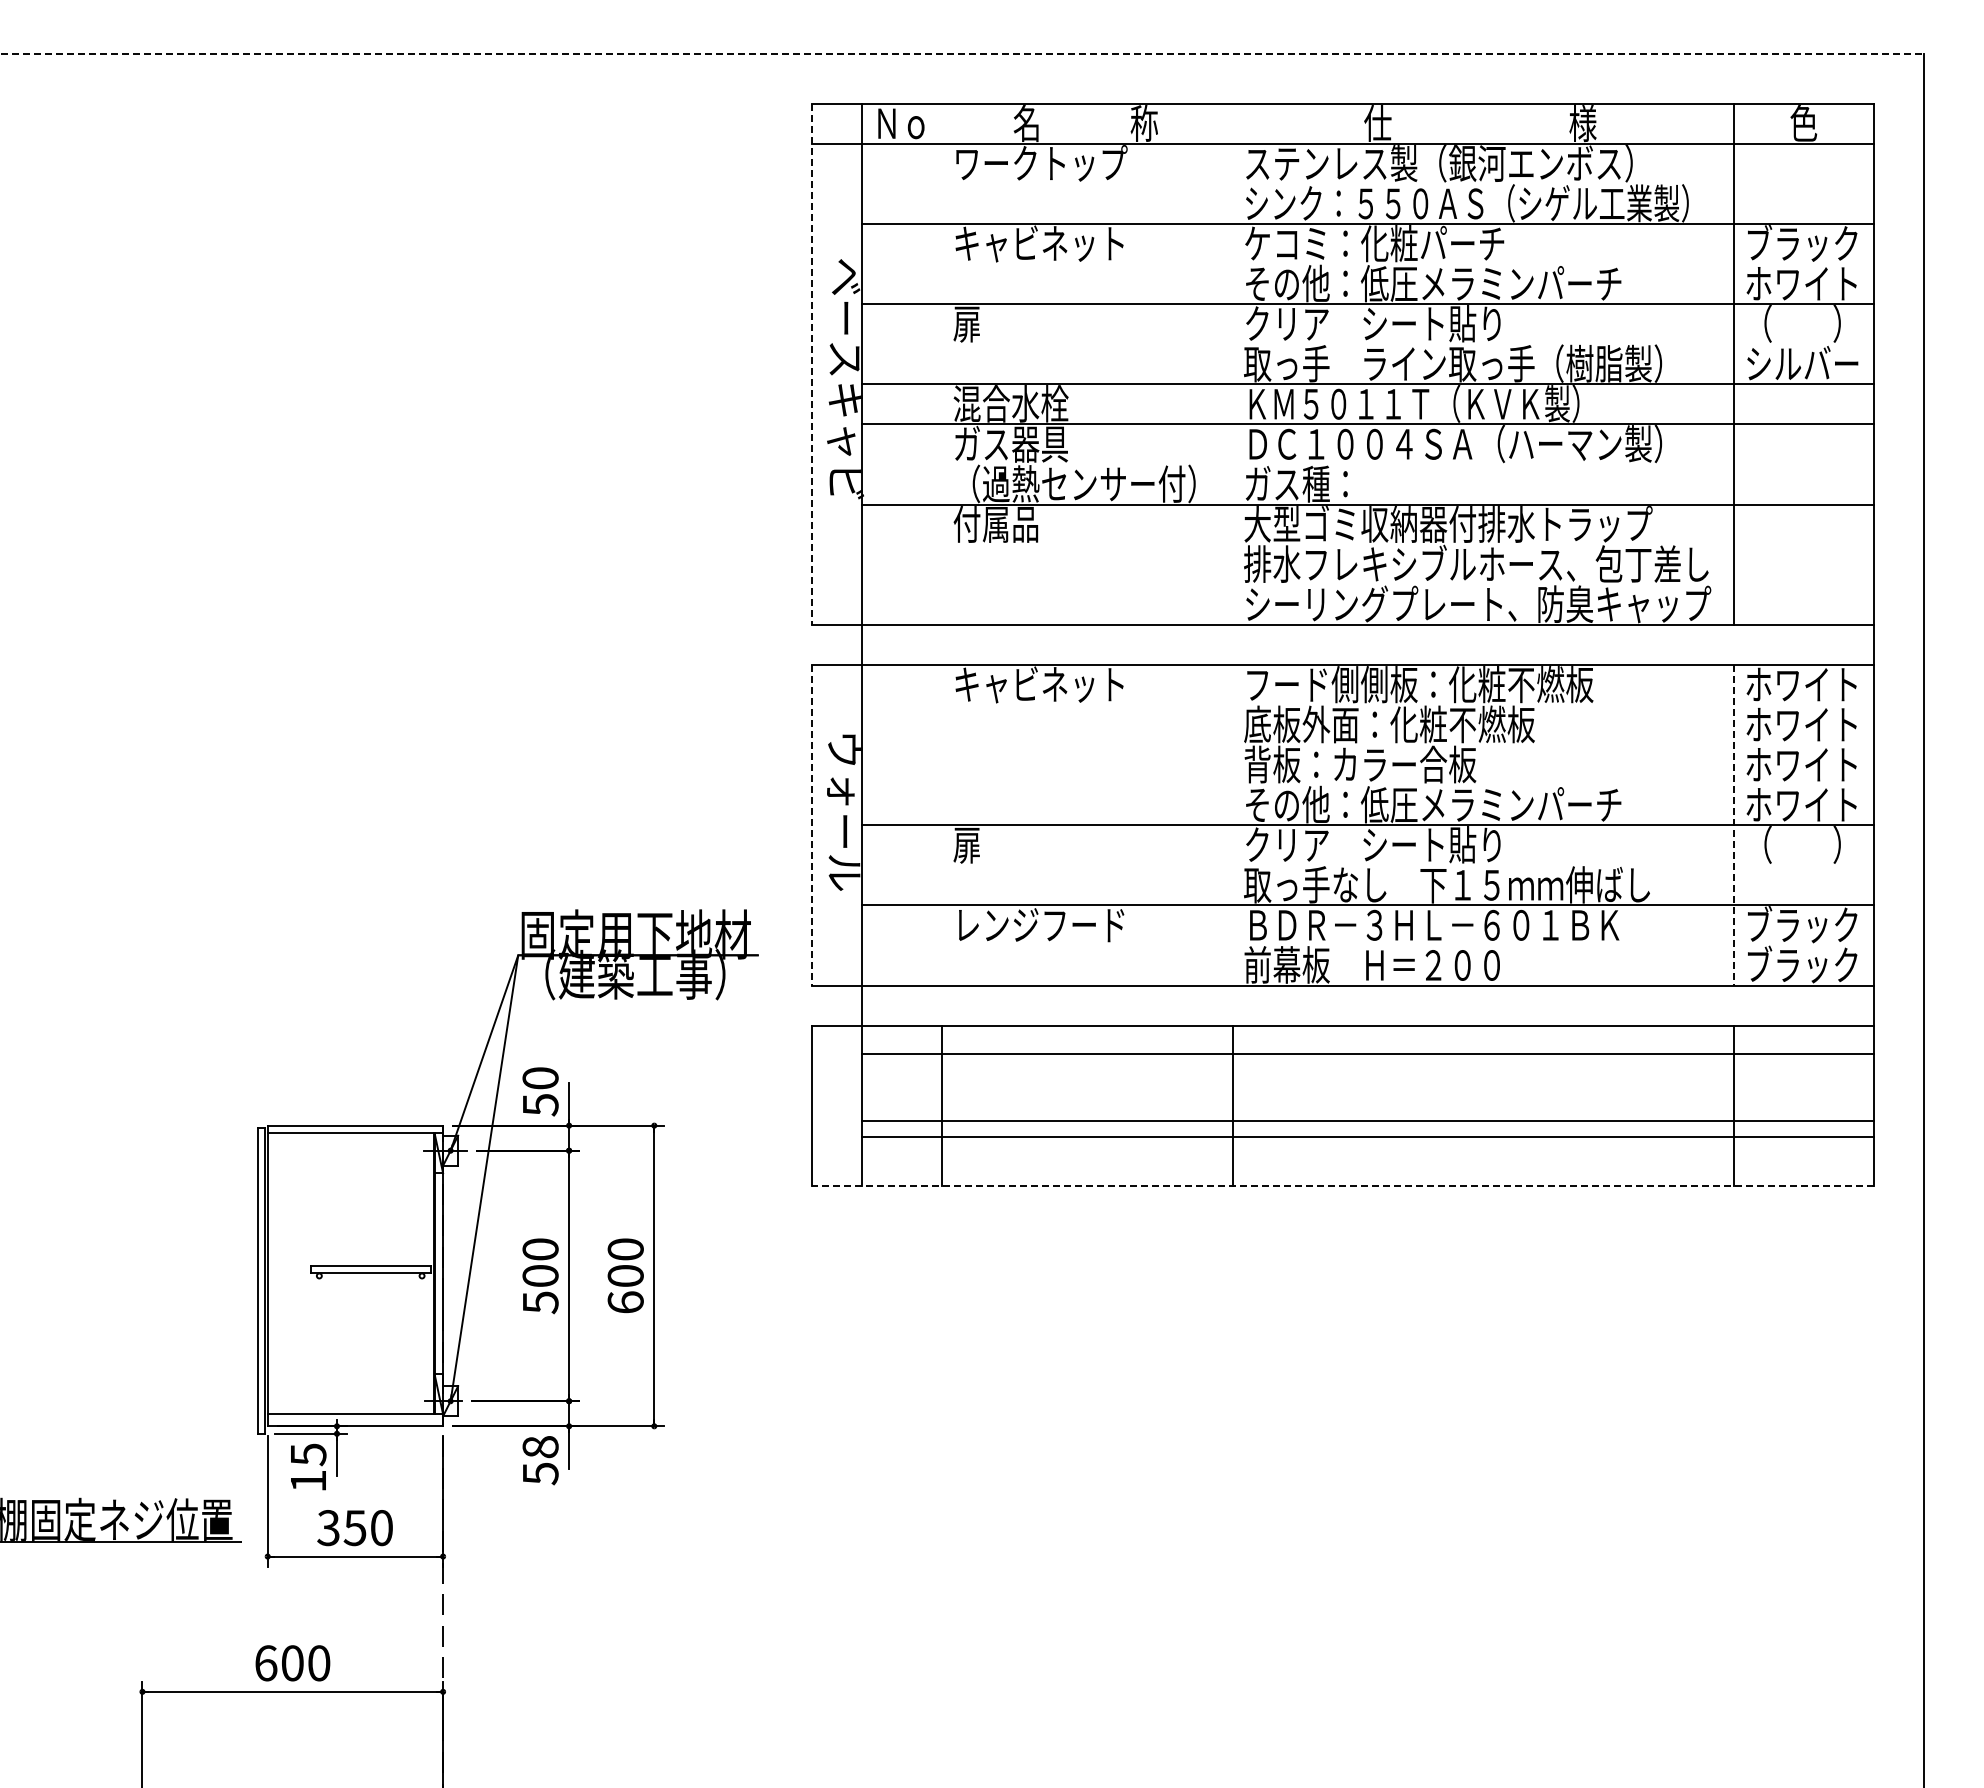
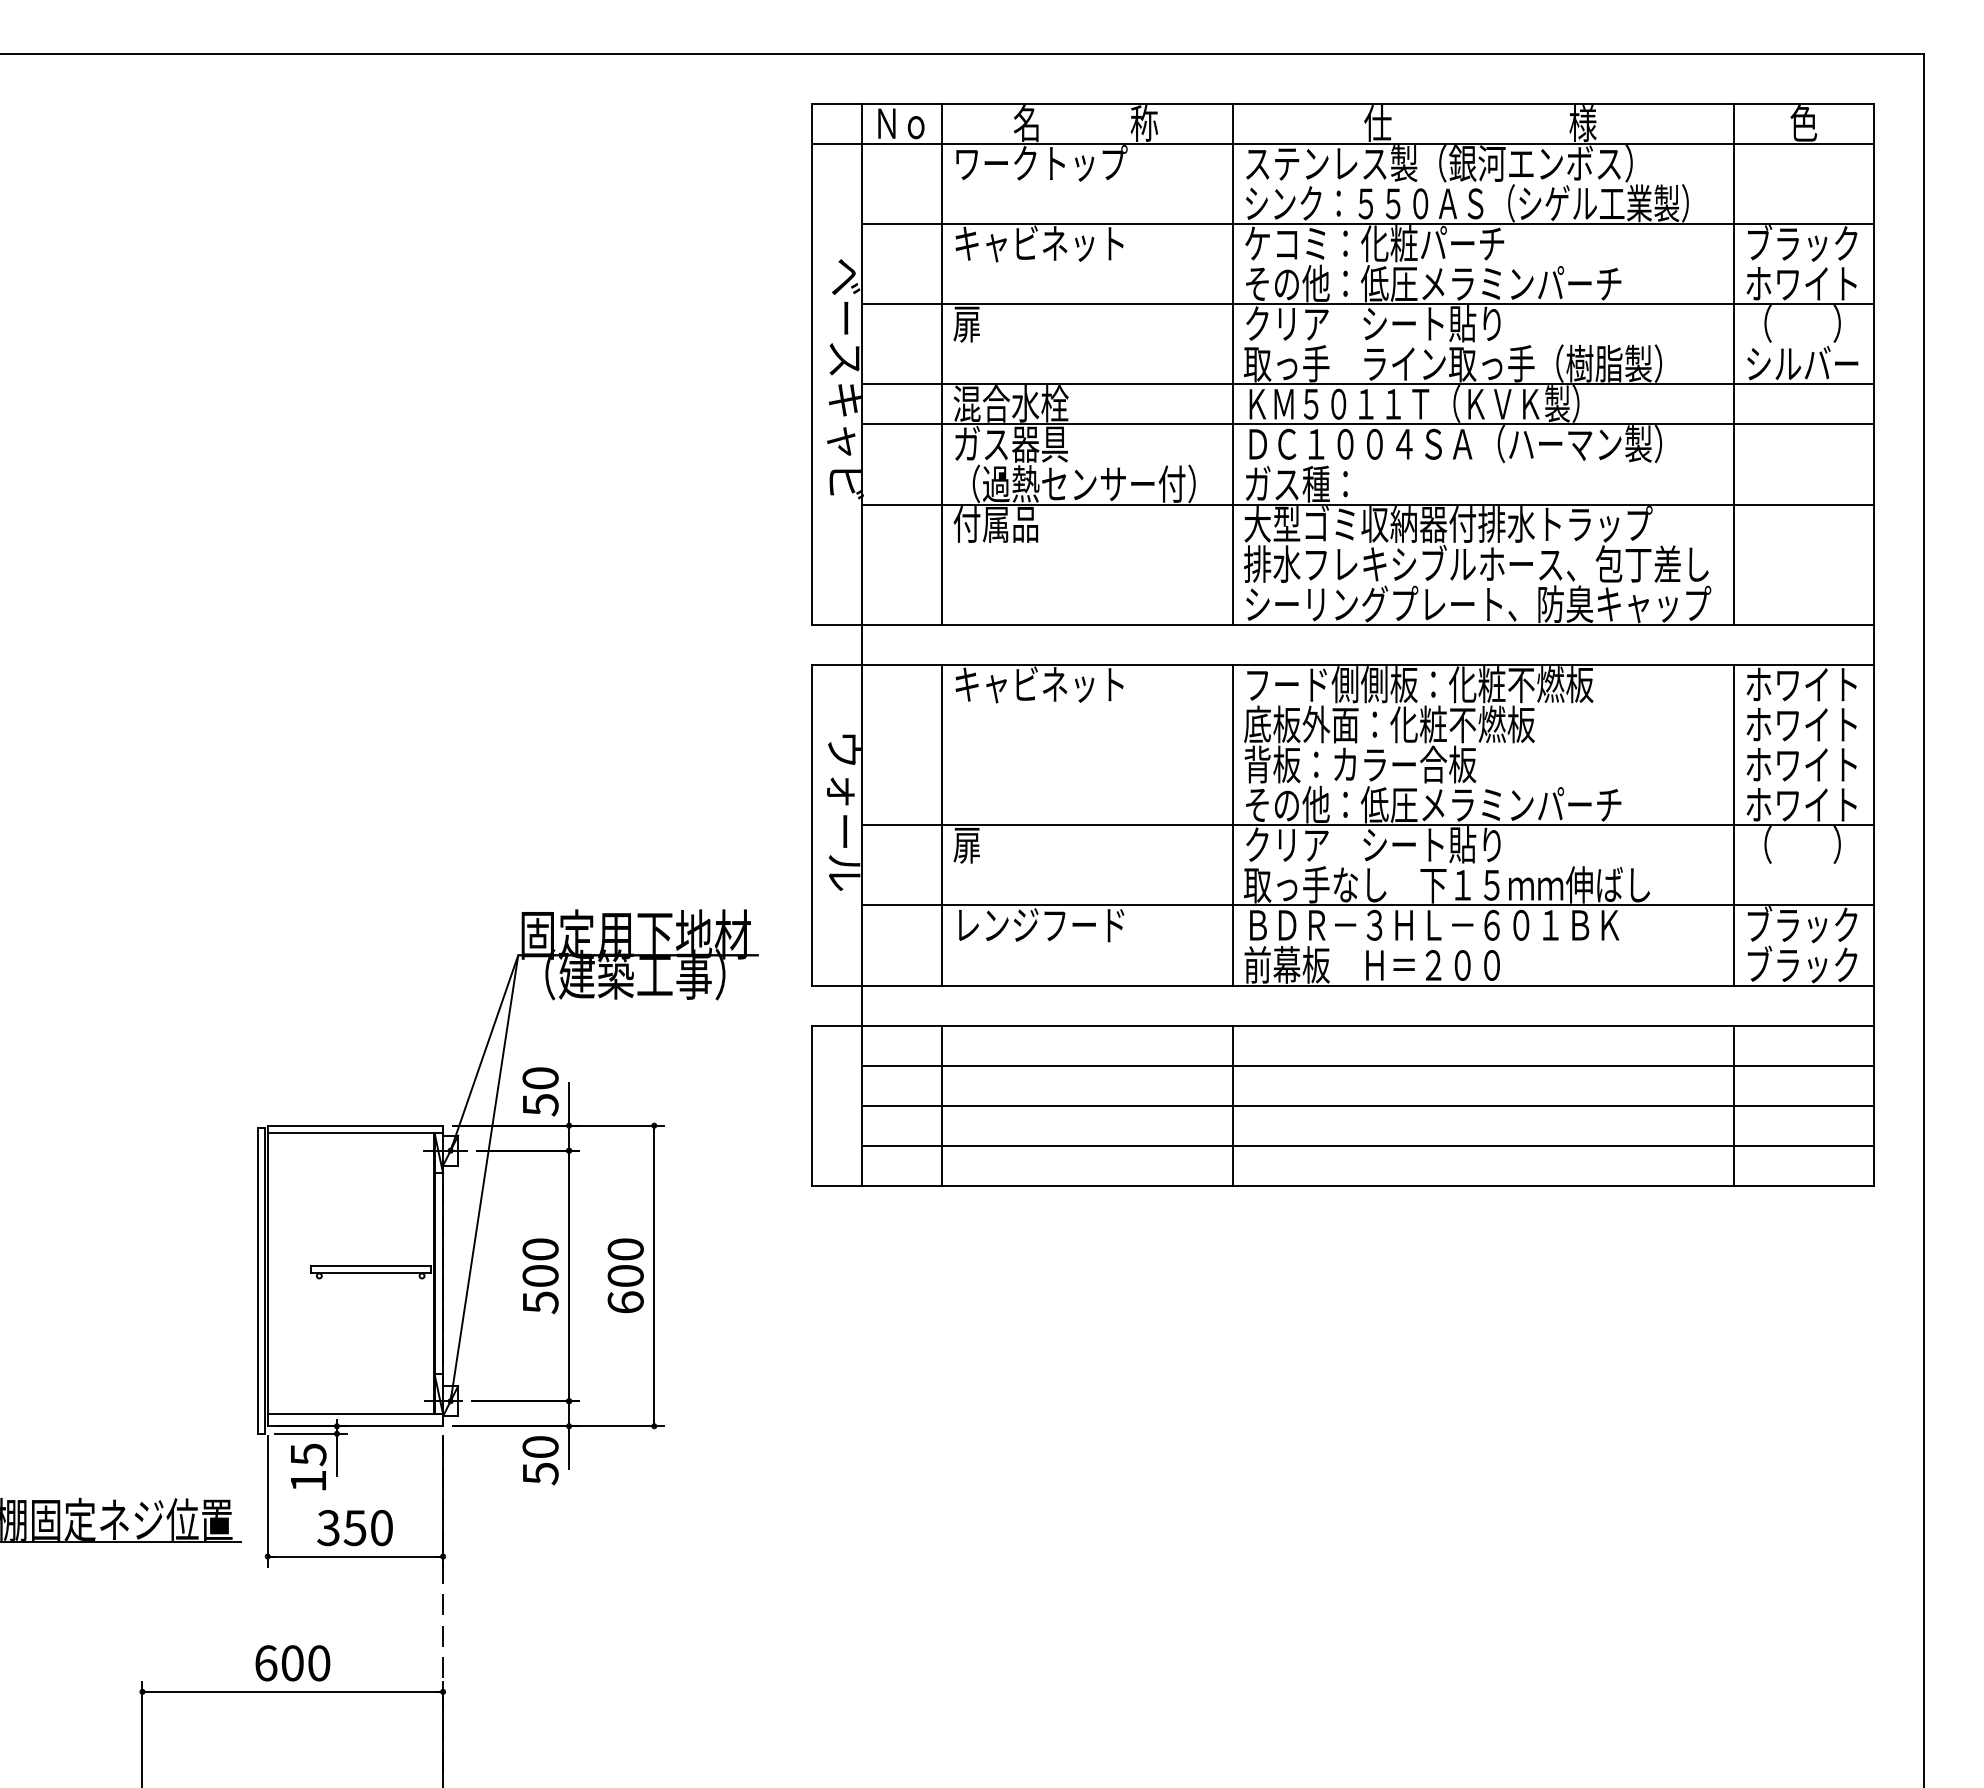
line: dashed -> solid (962, 53)
line: none -> present (942, 363)
line: none -> present (1233, 363)
line: dashed -> solid (812, 364)
line: none -> present (942, 824)
line: none -> present (1233, 824)
line: dashed -> solid (812, 825)
line: dashed -> solid (1734, 825)
line position: (1368, 1053) -> (1368, 1065) (1368, 1065)
line position: (1368, 1120) -> (1368, 1145) (1368, 1145)
line position: (1368, 1136) -> (1368, 1105) (1368, 1105)
line: dashed -> solid (1342, 1185)
text: 58 -> 50 (540, 1447)
